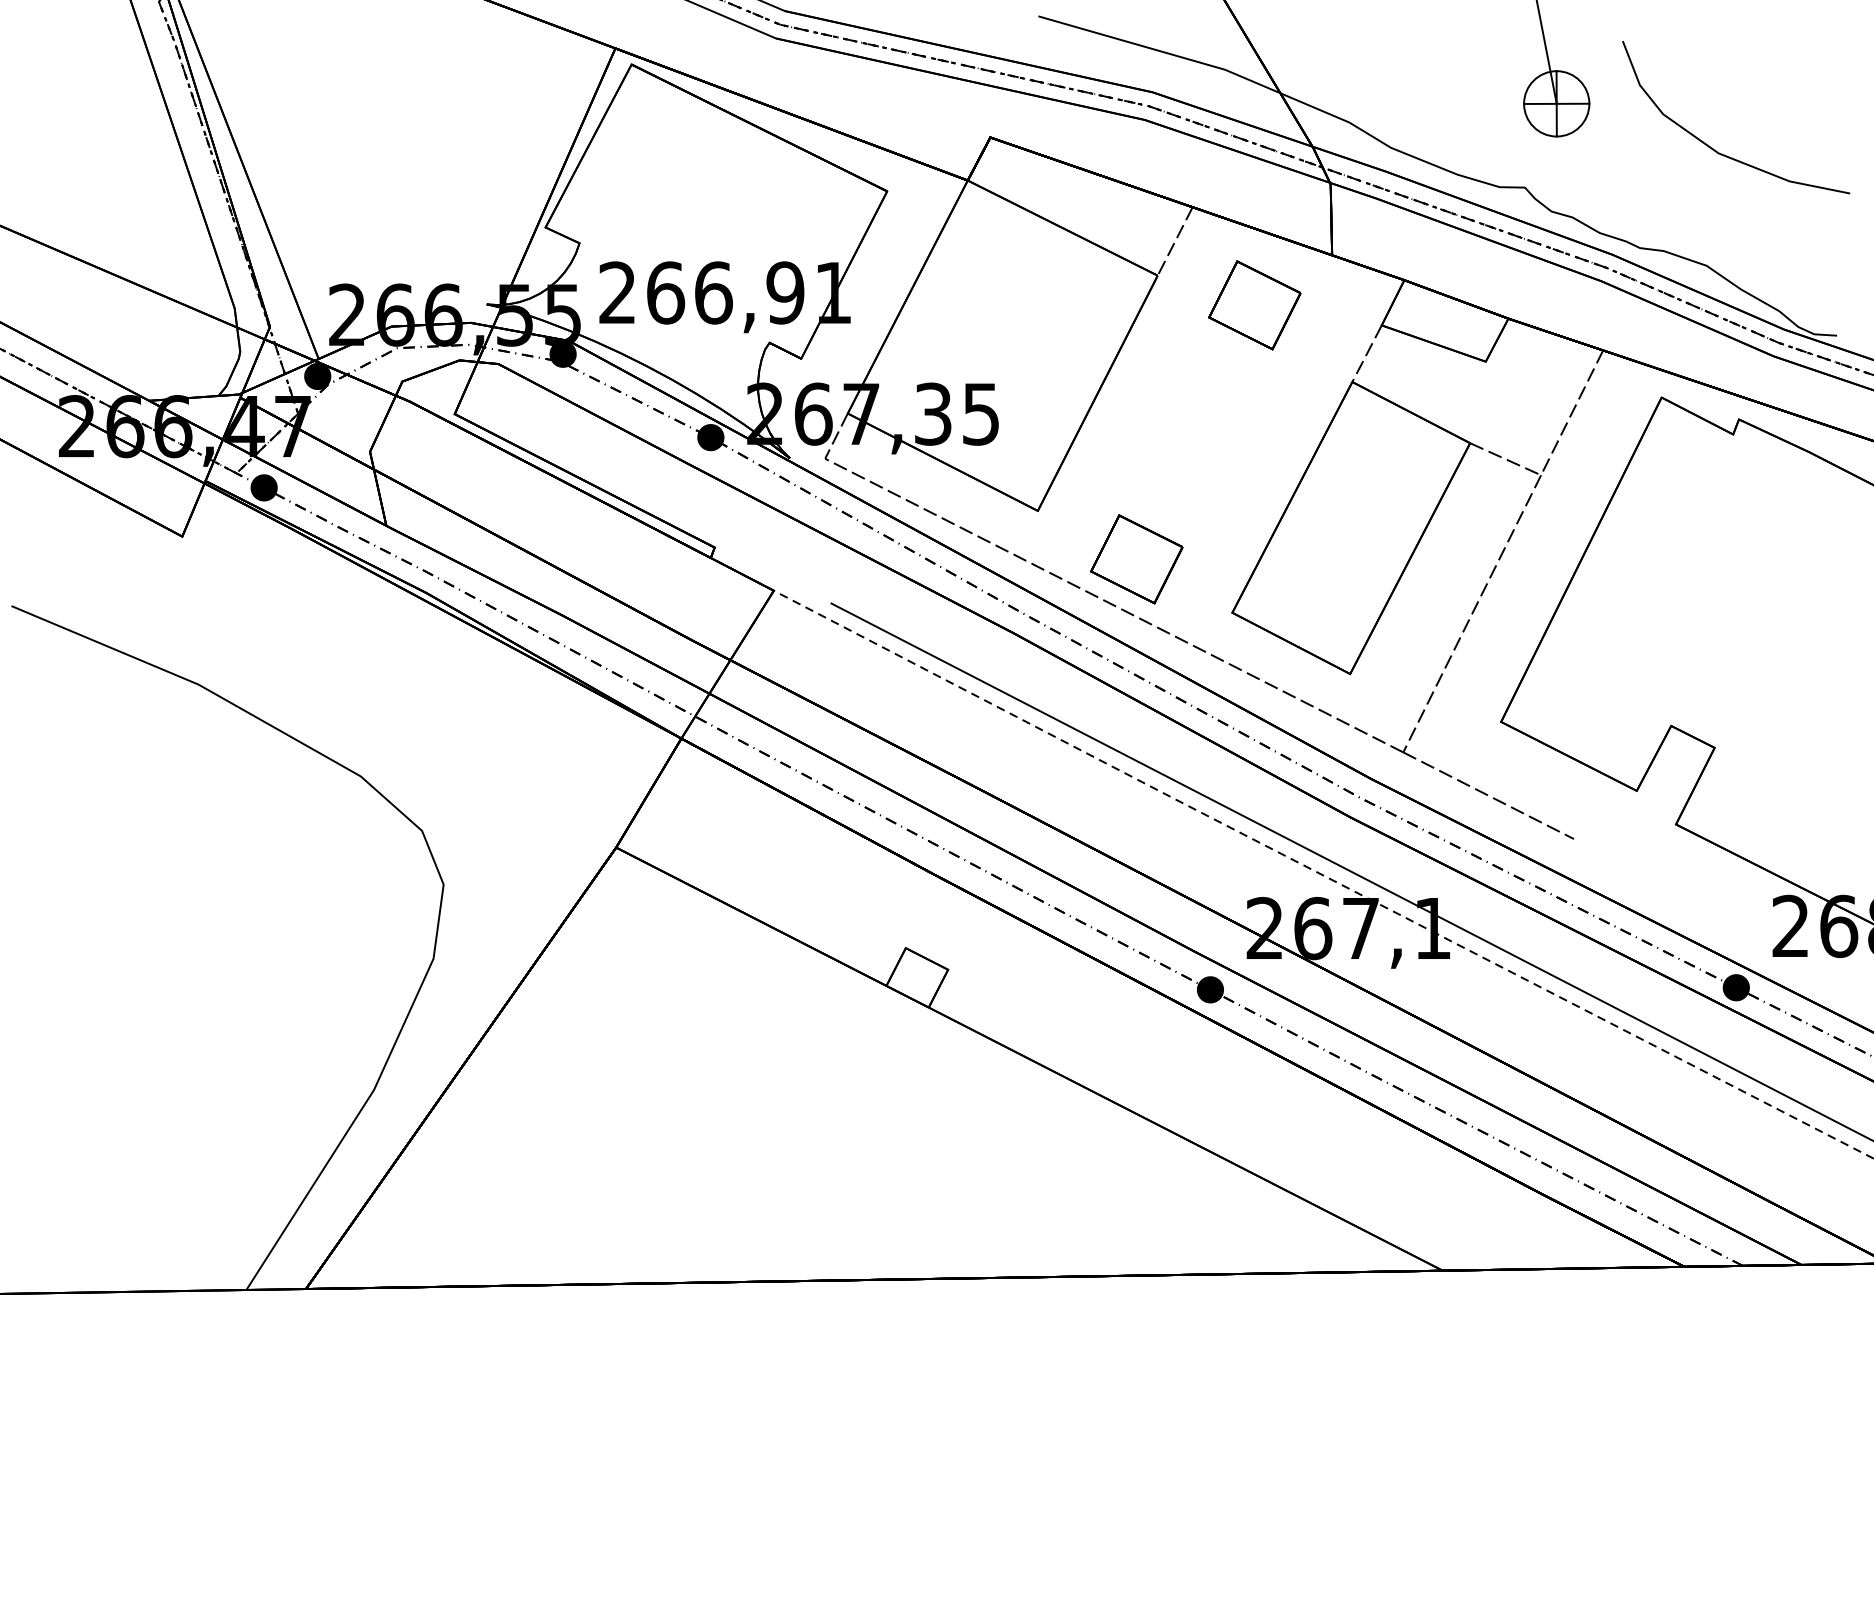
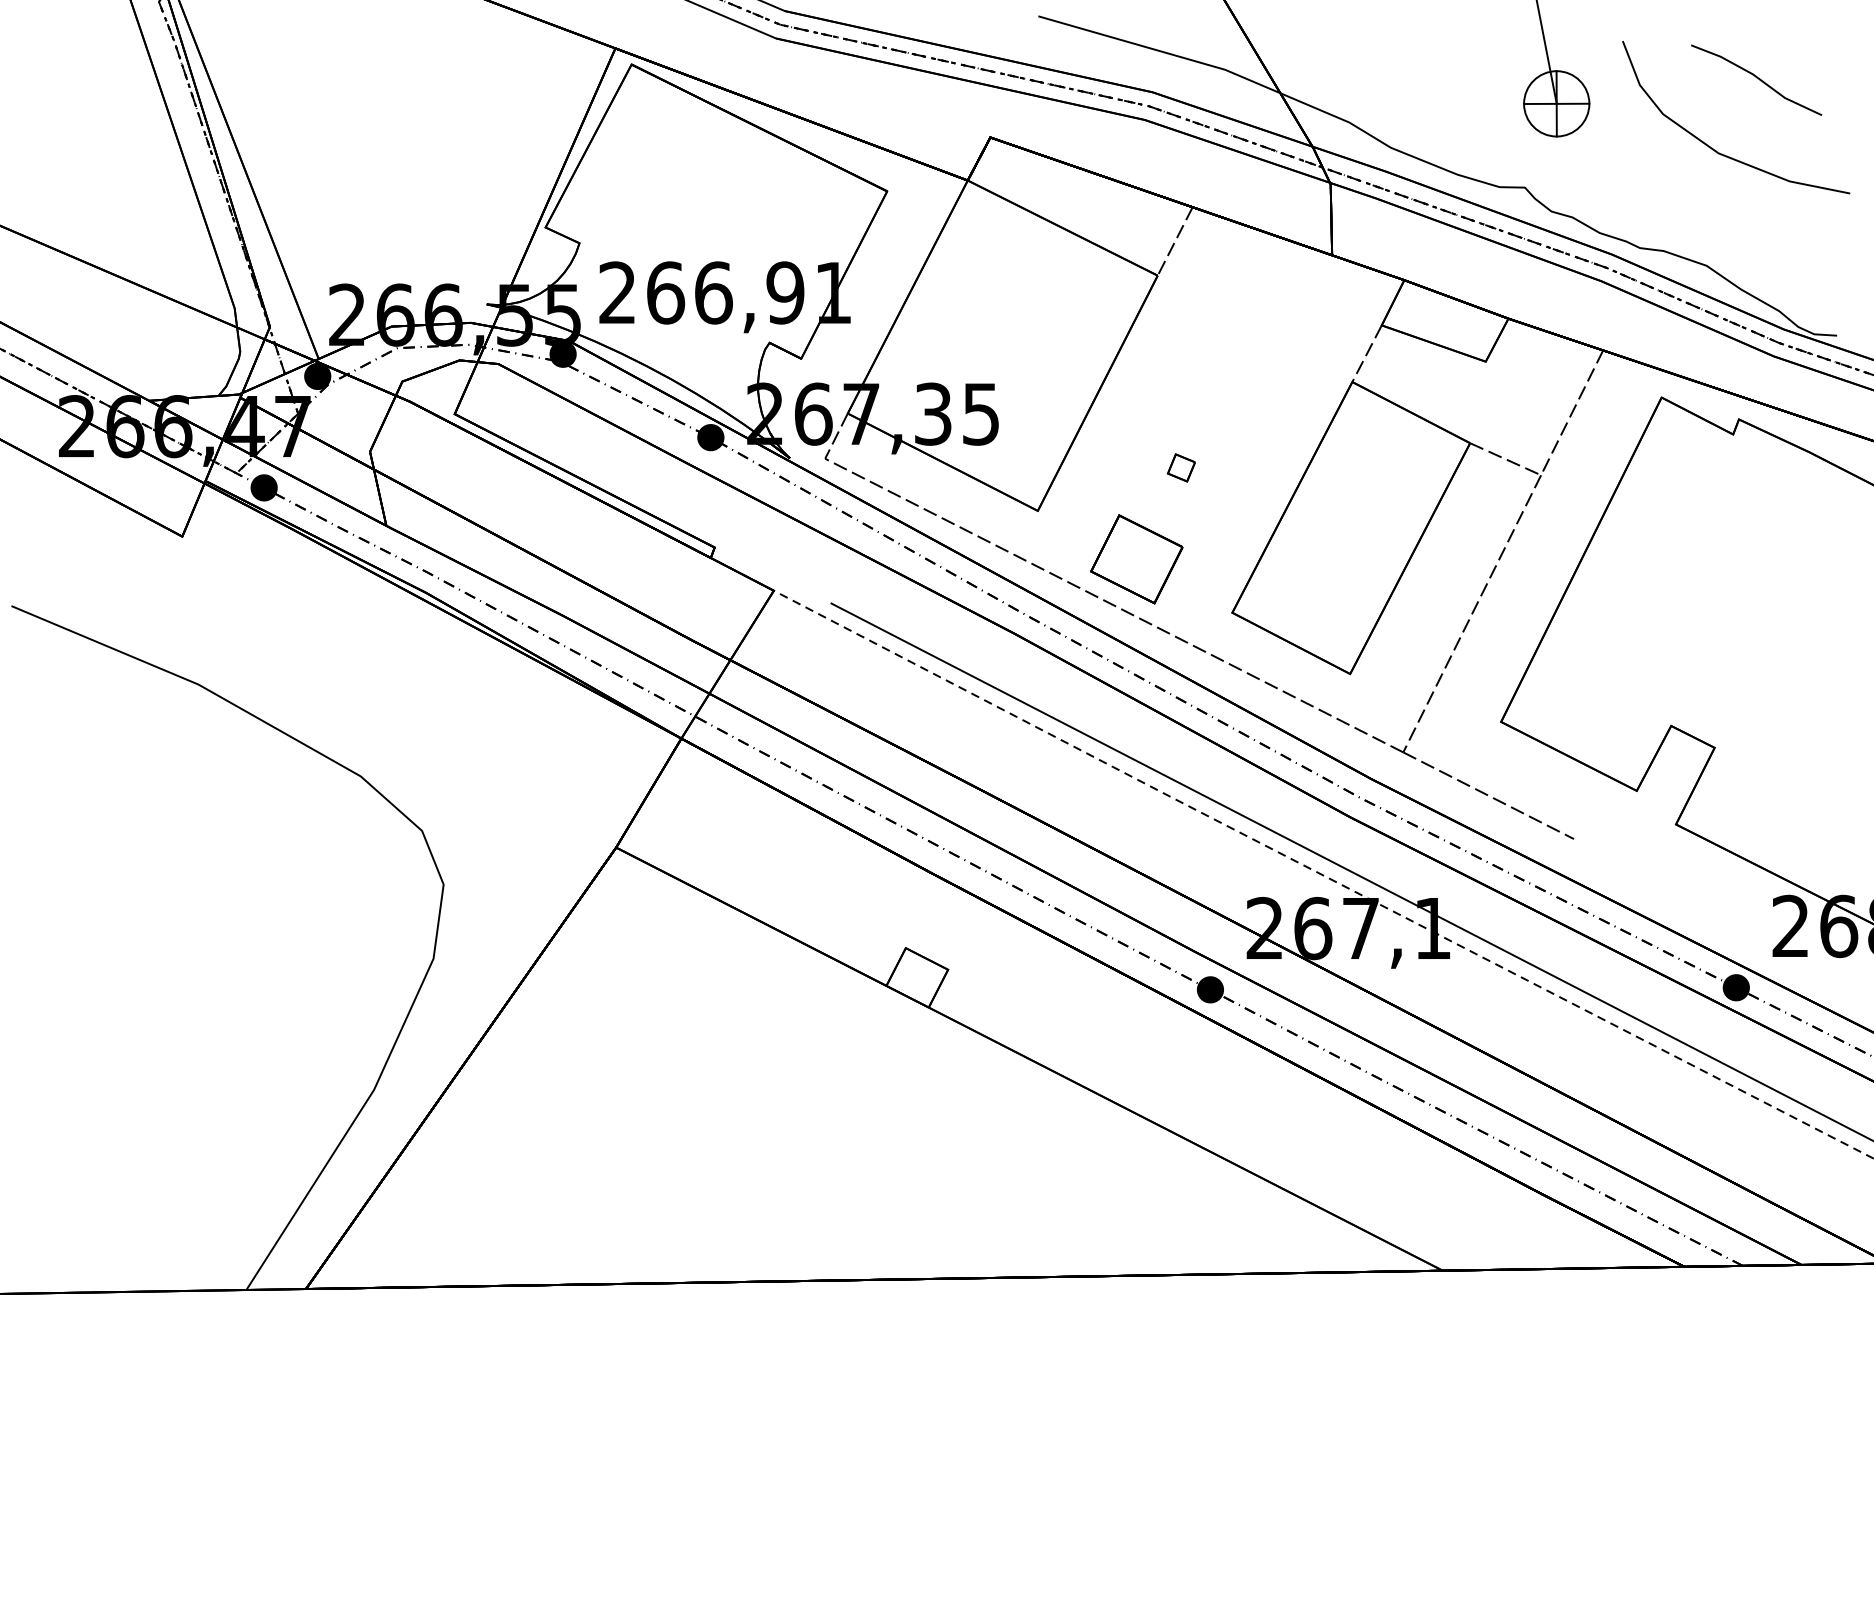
line: none -> present (1756, 78)
part: present -> none (1254, 305)
part: none -> present (1180, 467)
